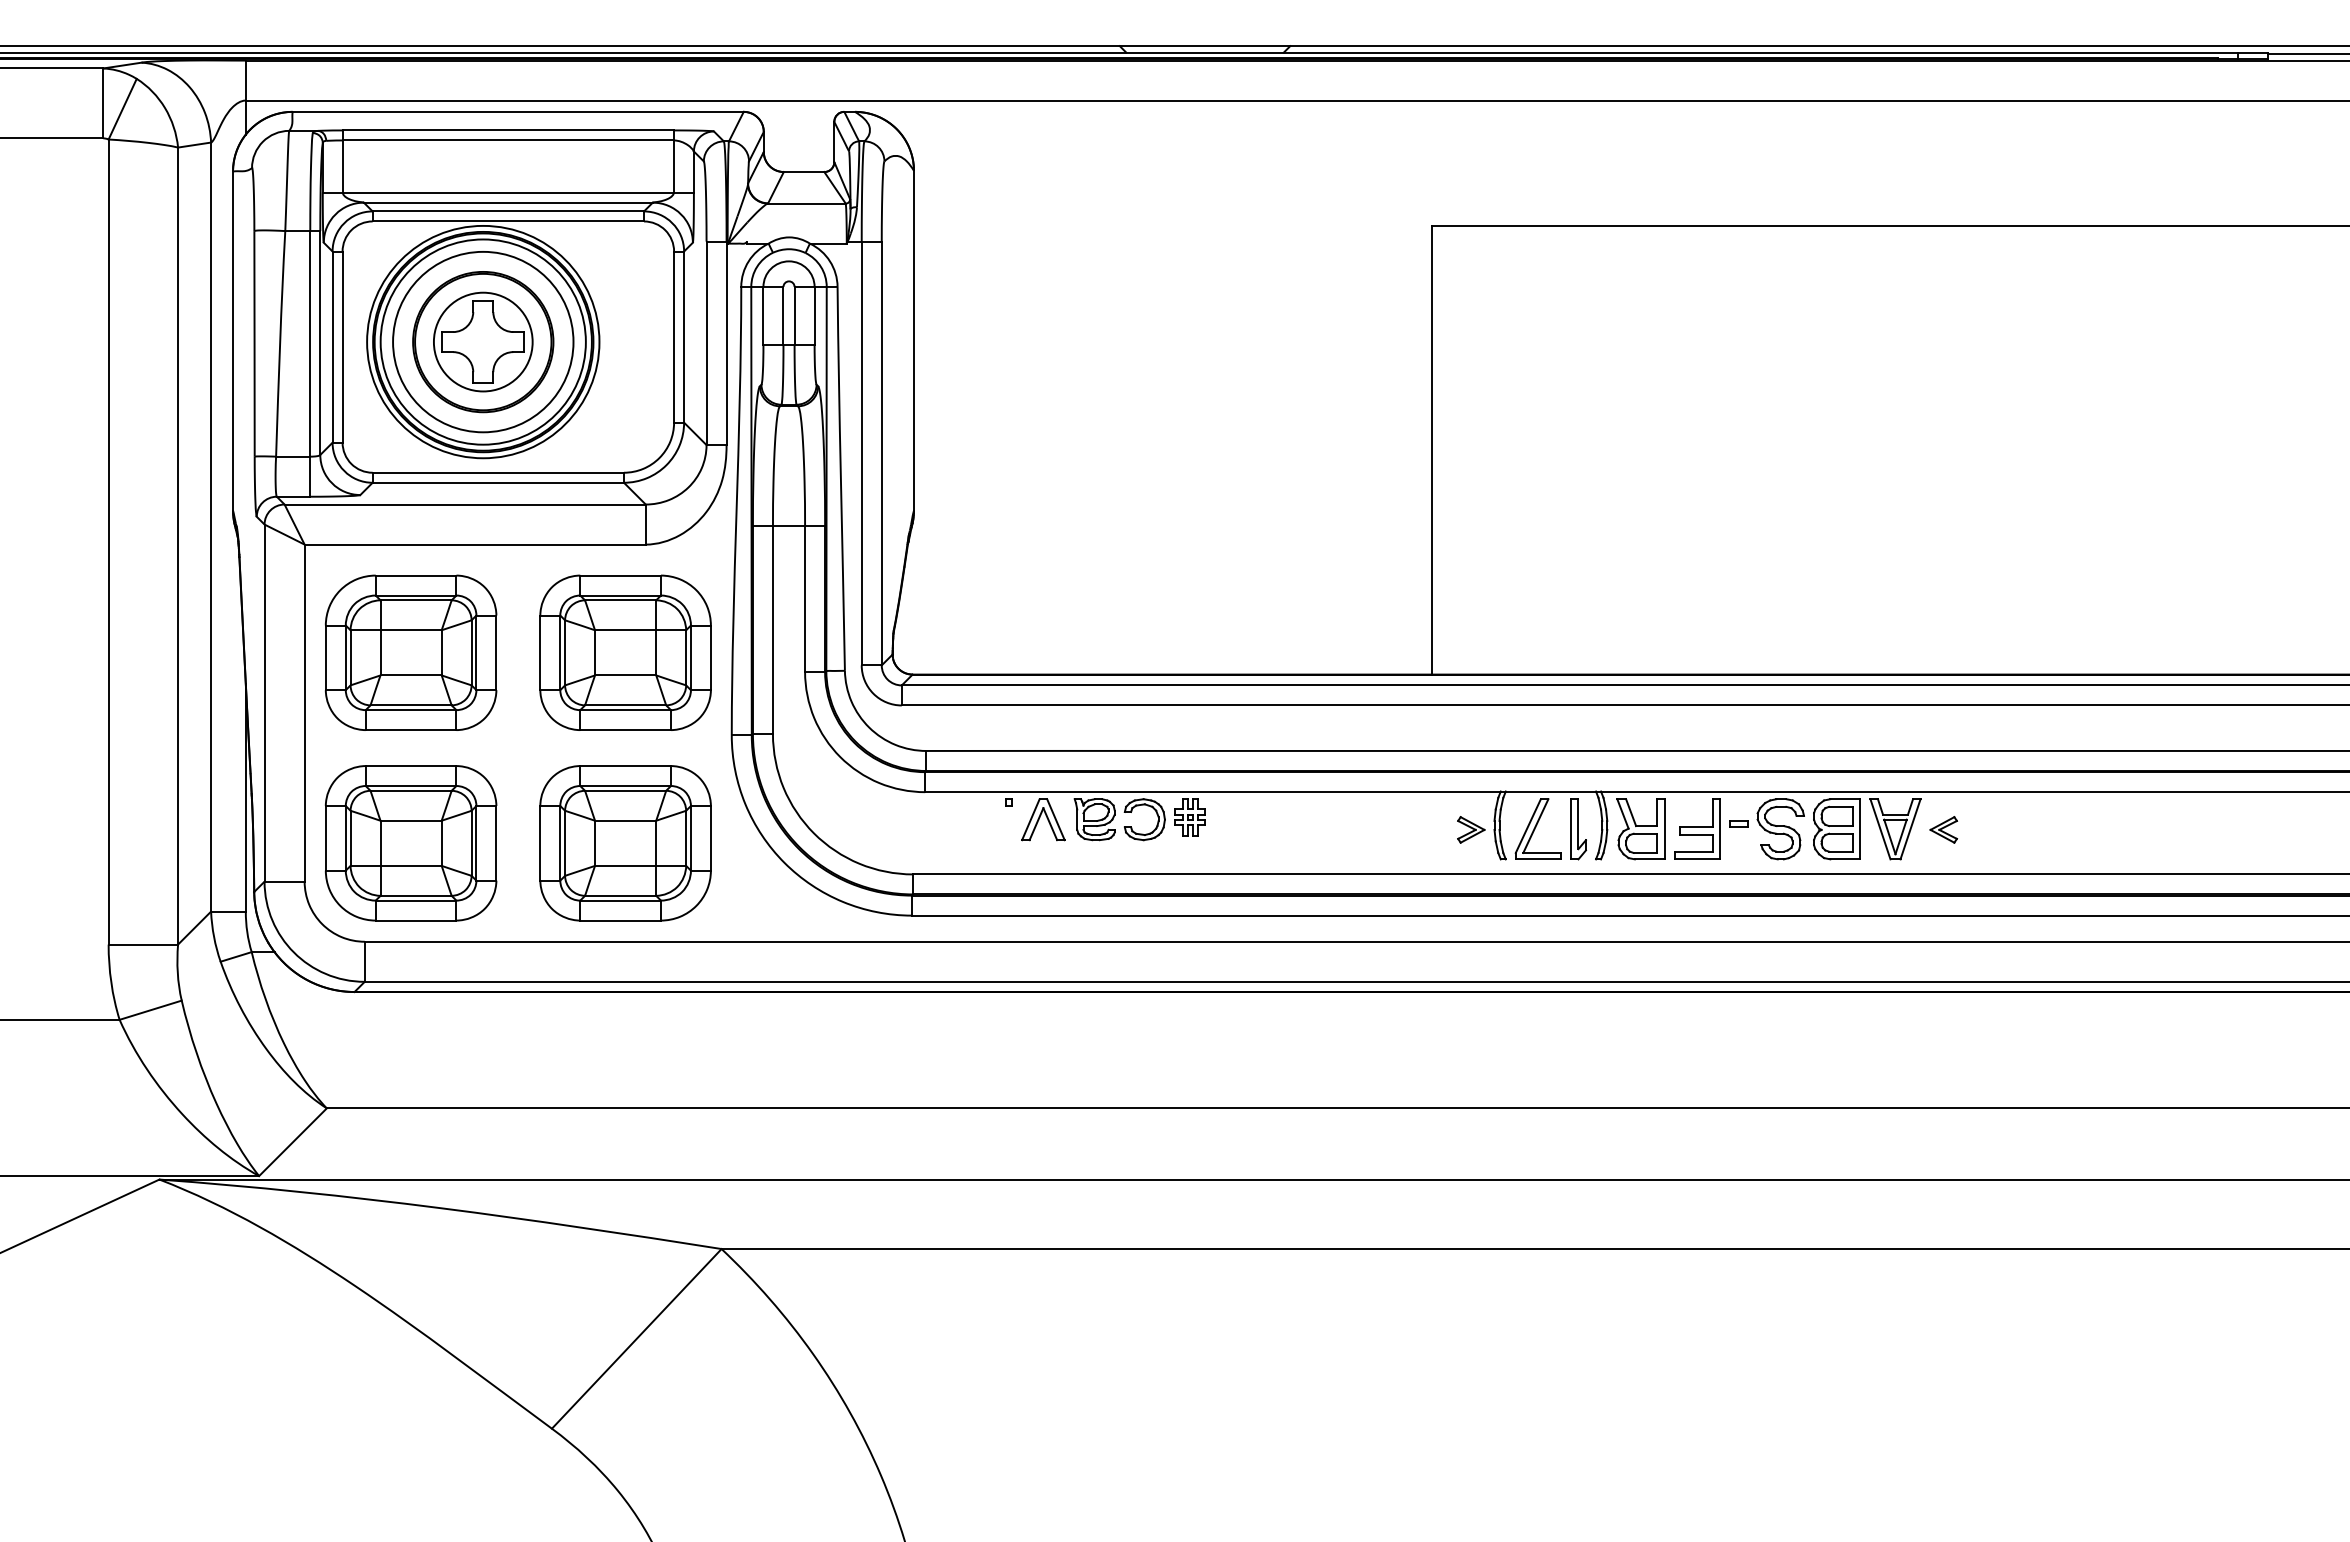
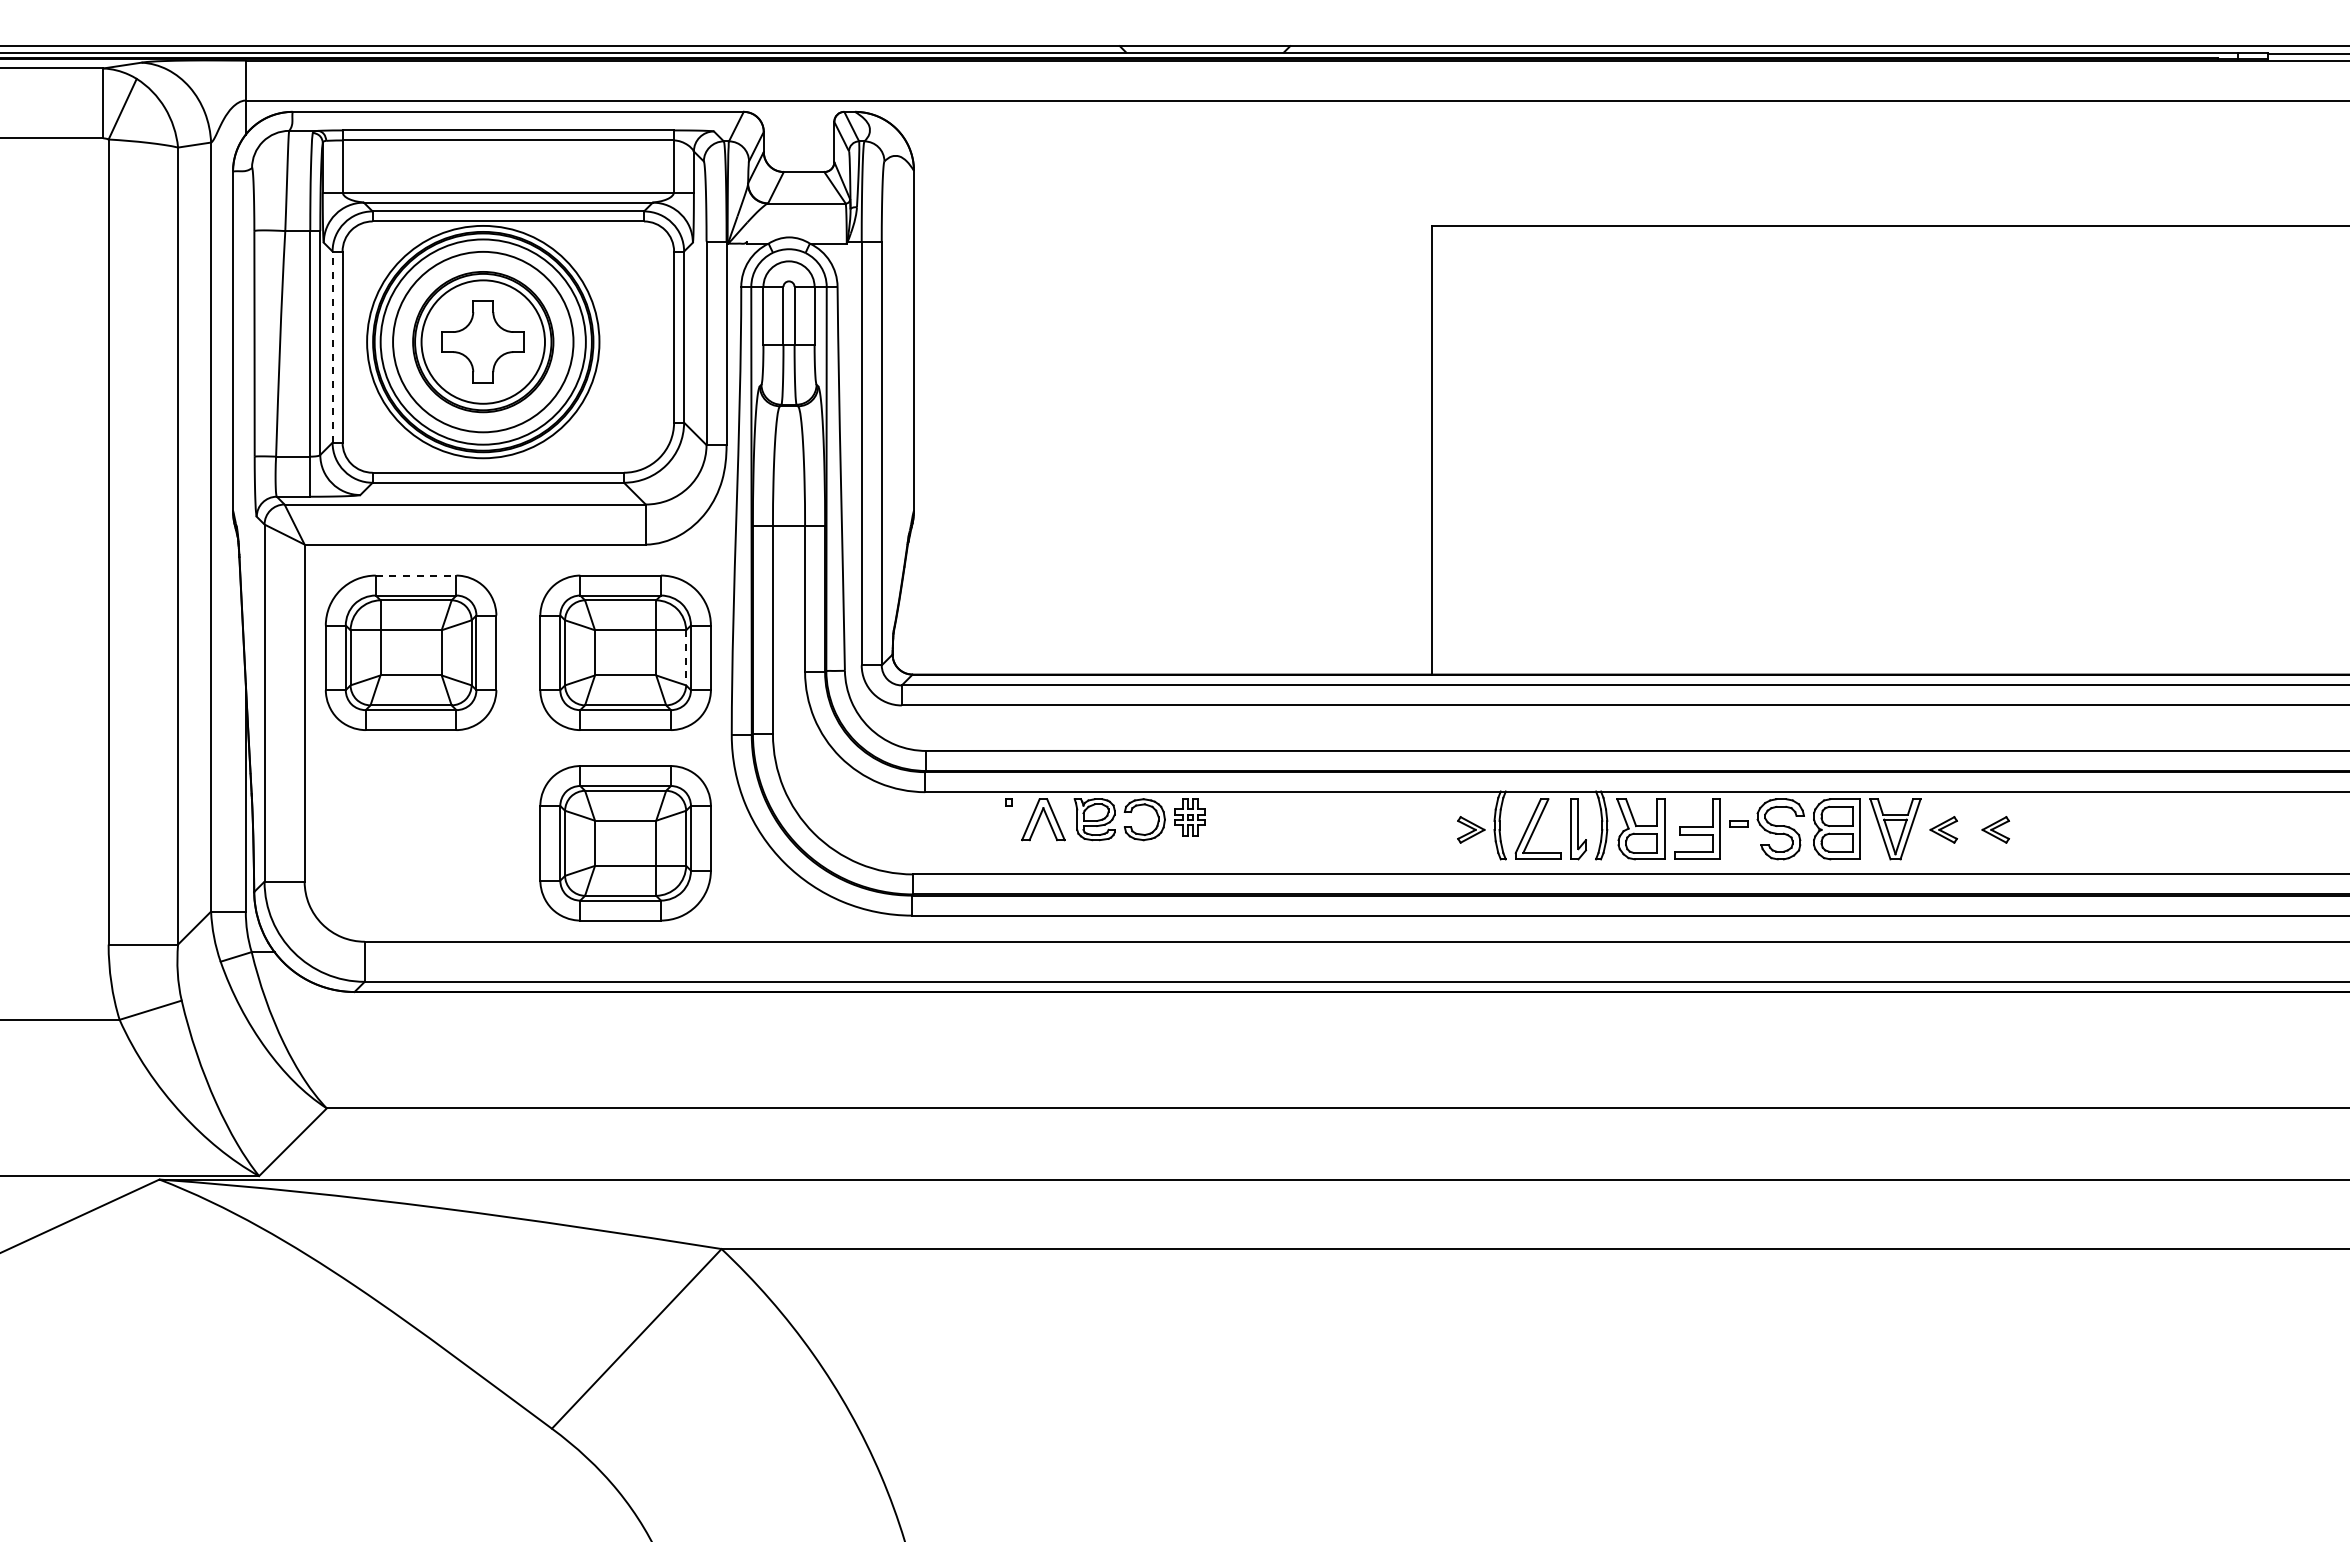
circle diameter: 99 px -> 123 px (483, 341)
line: solid -> dashed (332, 347)
line: solid -> dashed (416, 575)
line: solid -> dashed (686, 657)
part: none -> present (1995, 829)
part: present -> none (410, 843)
